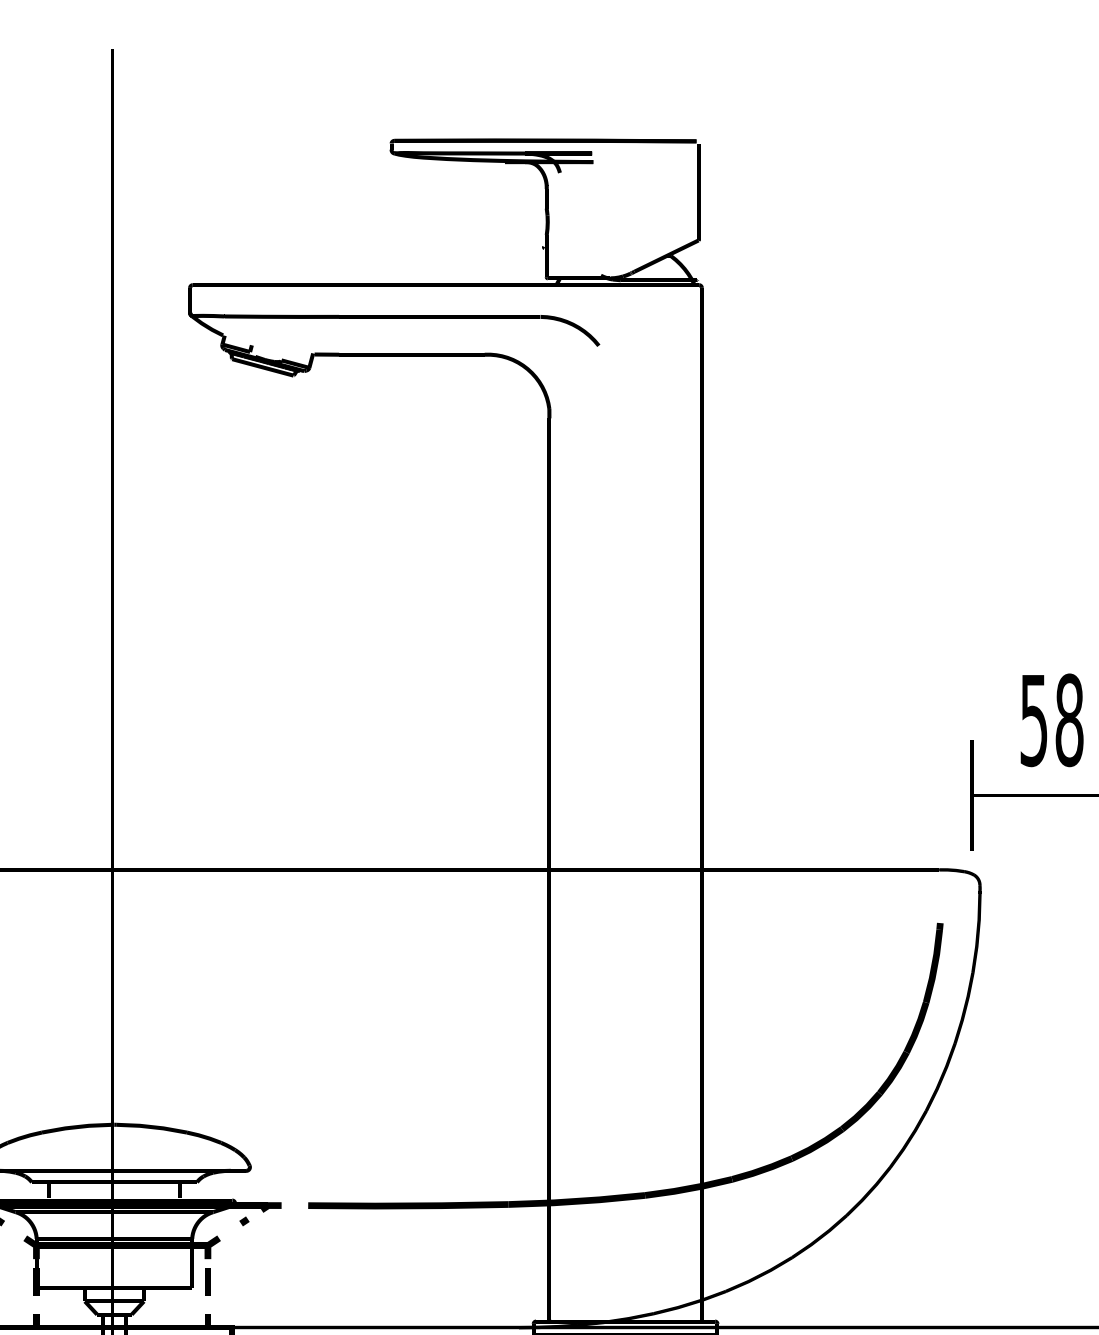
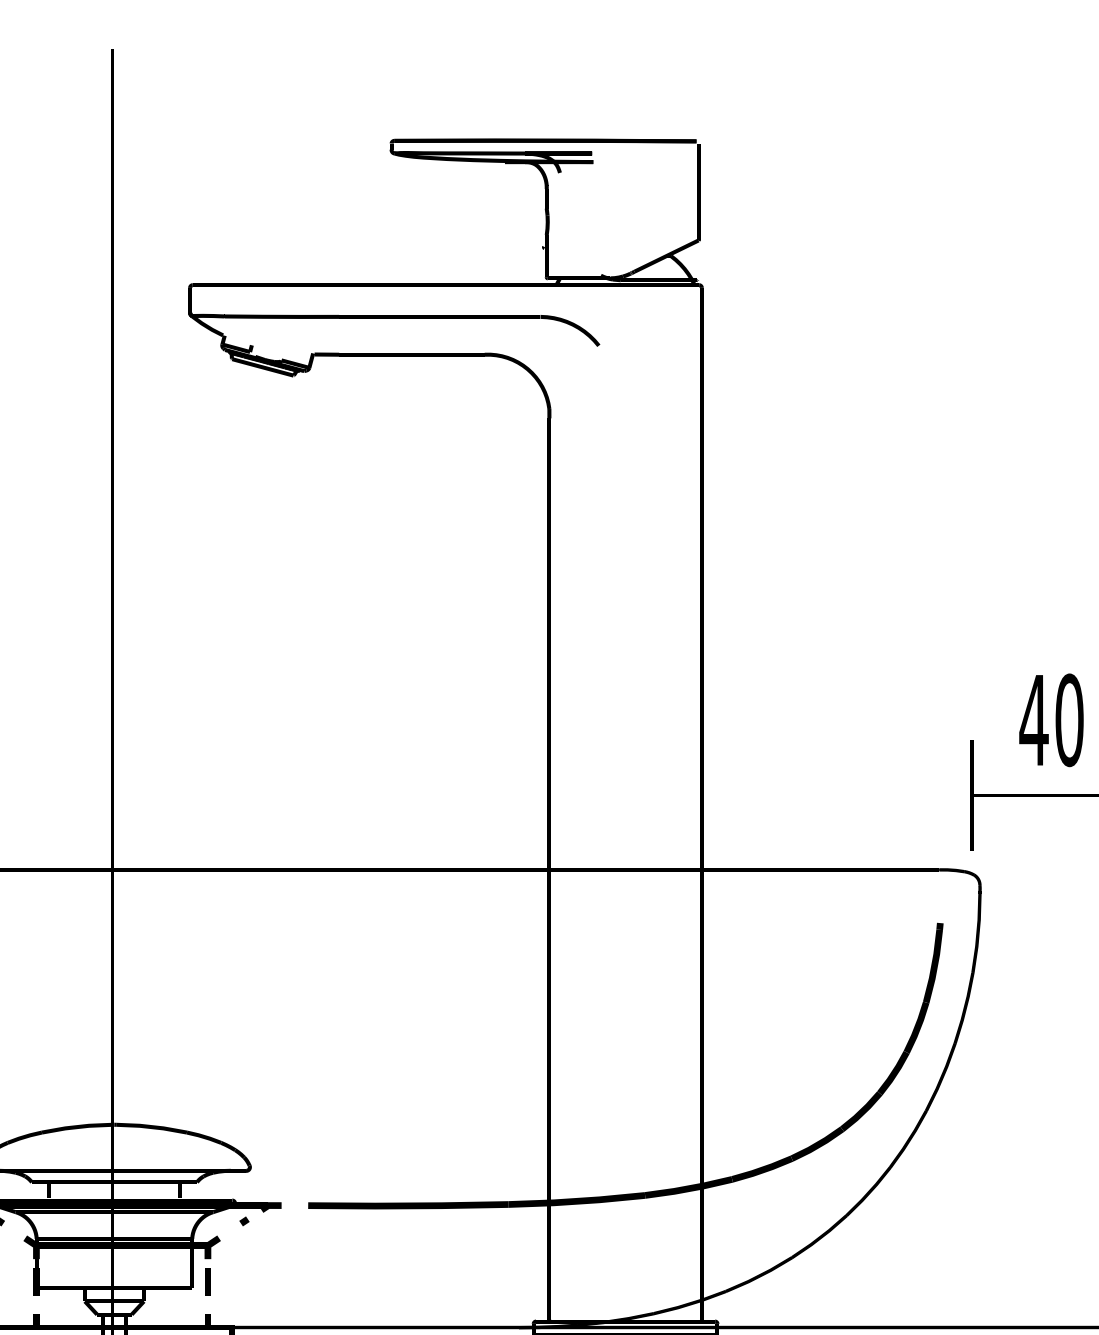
text: 58 -> 40 (1051, 720)
